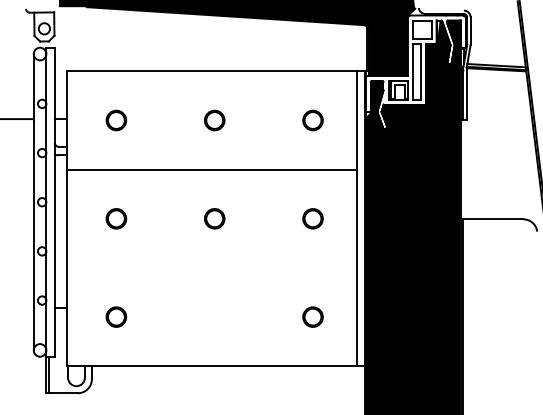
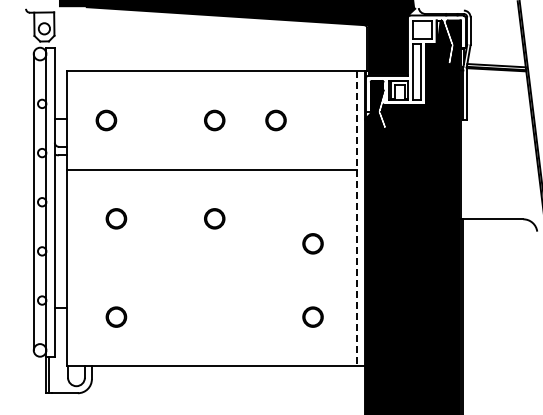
line: present -> none (17, 119)
part position: (116, 120) -> (106, 120) (106, 120)
part position: (312, 120) -> (275, 120) (275, 120)
circle position: (312, 218) -> (312, 243) (312, 243)
line: solid -> dashed (356, 219)
